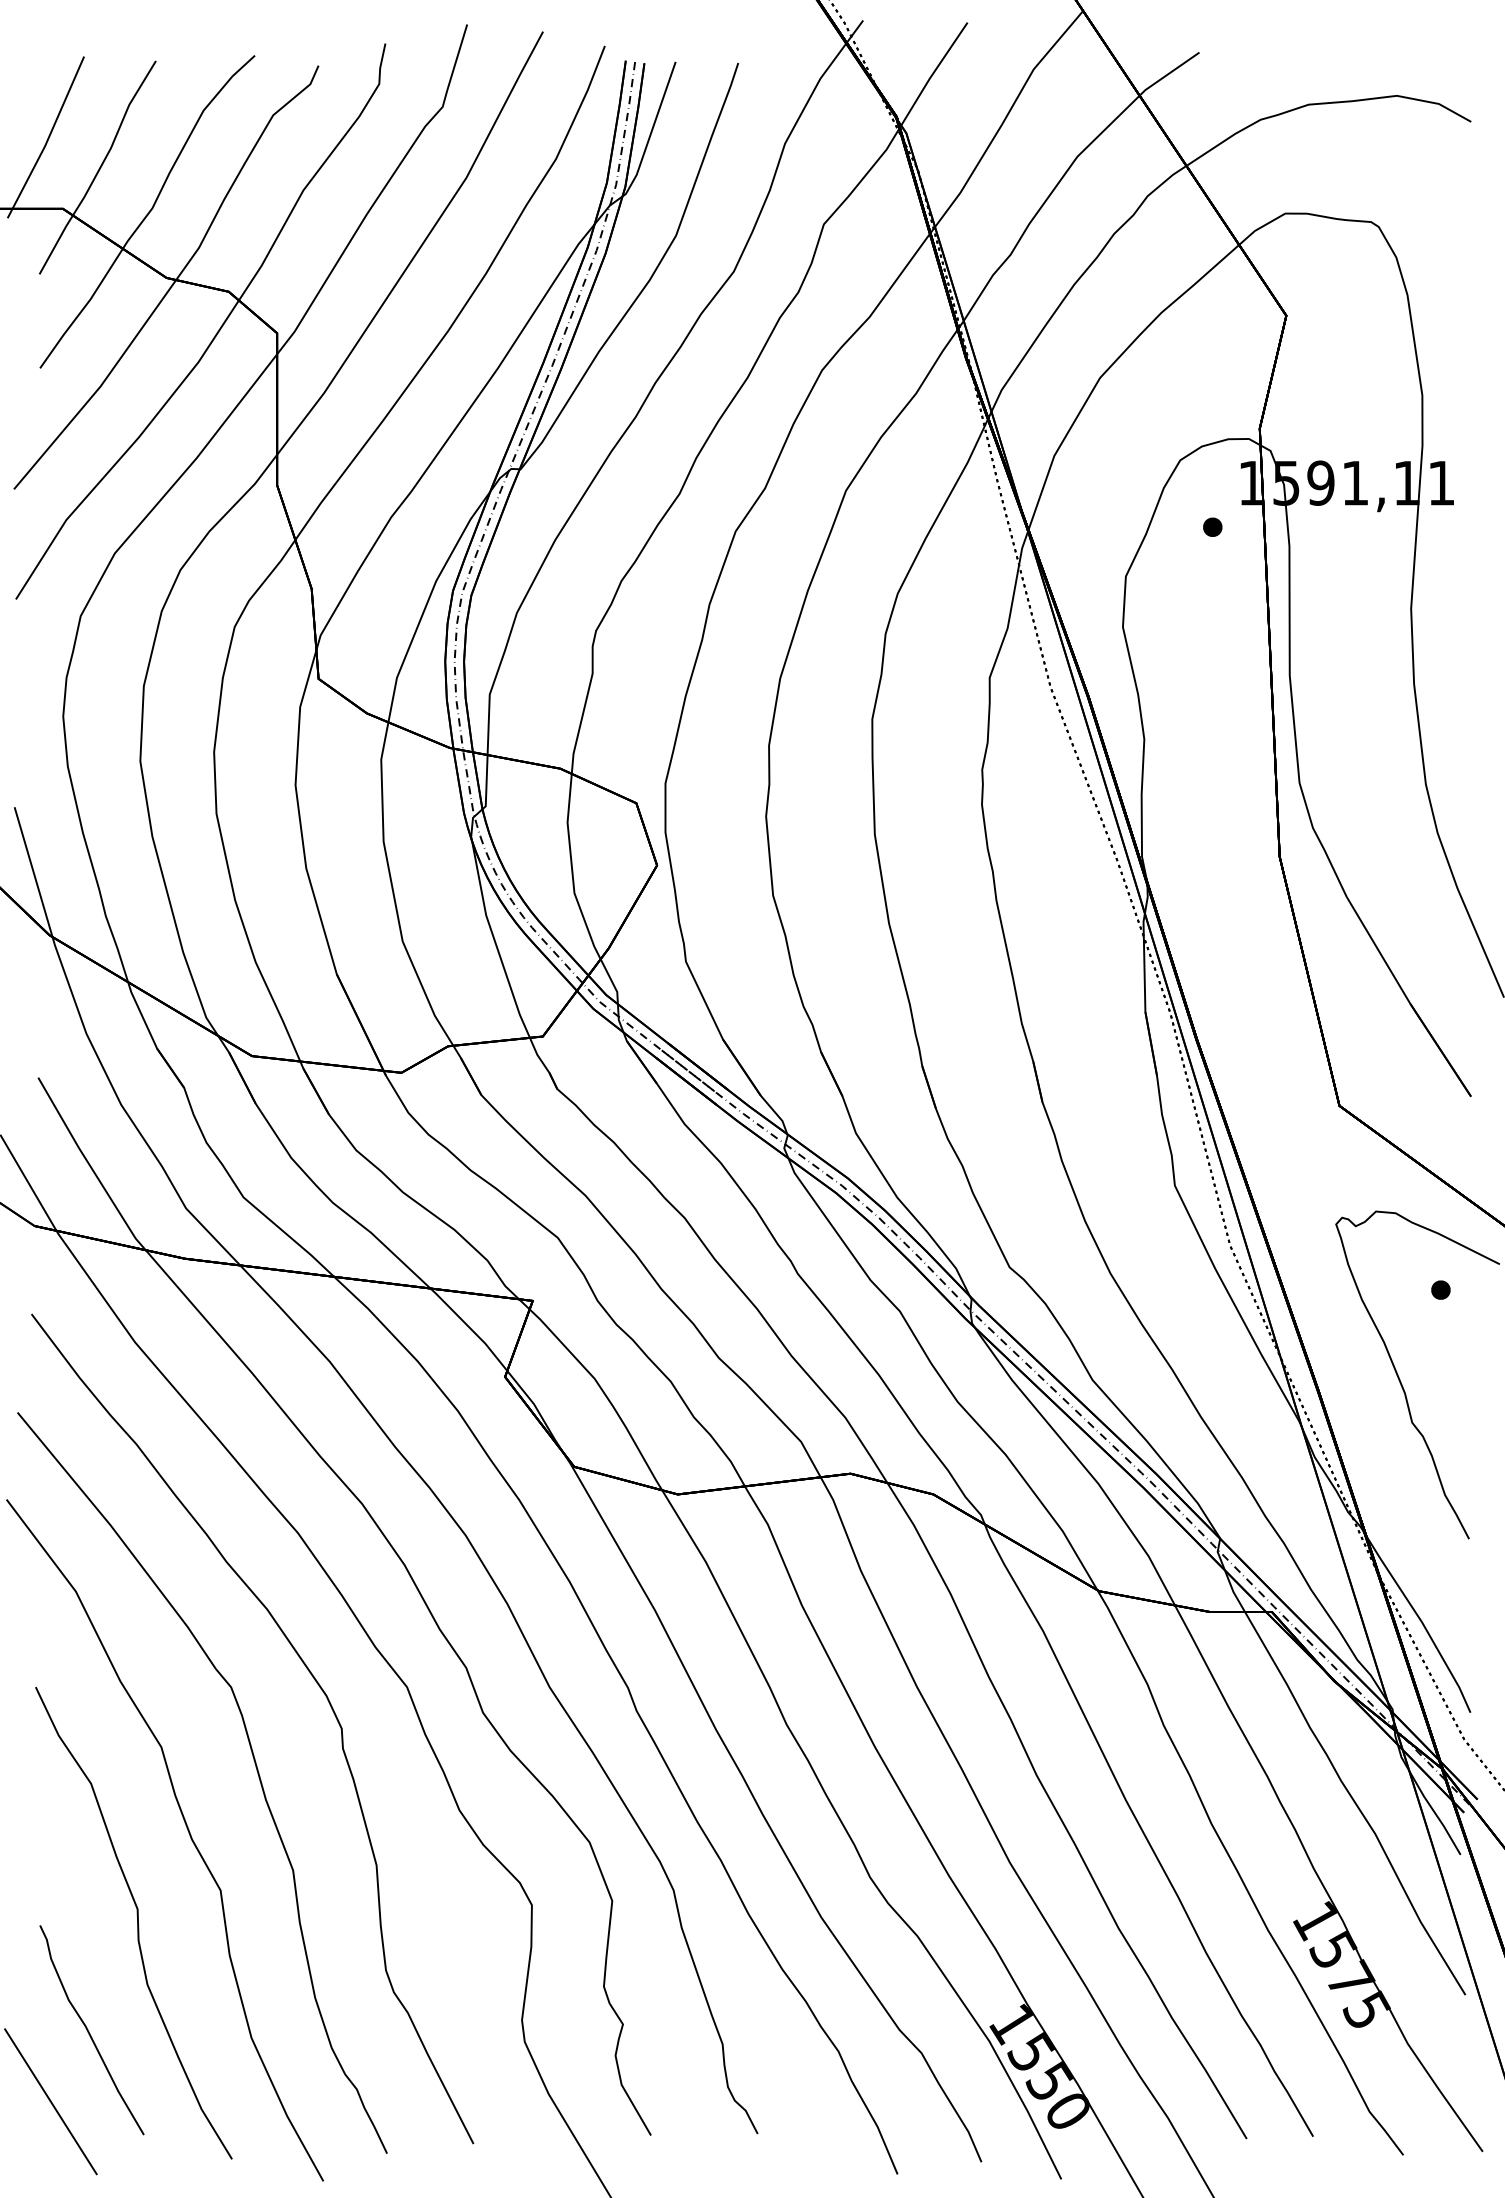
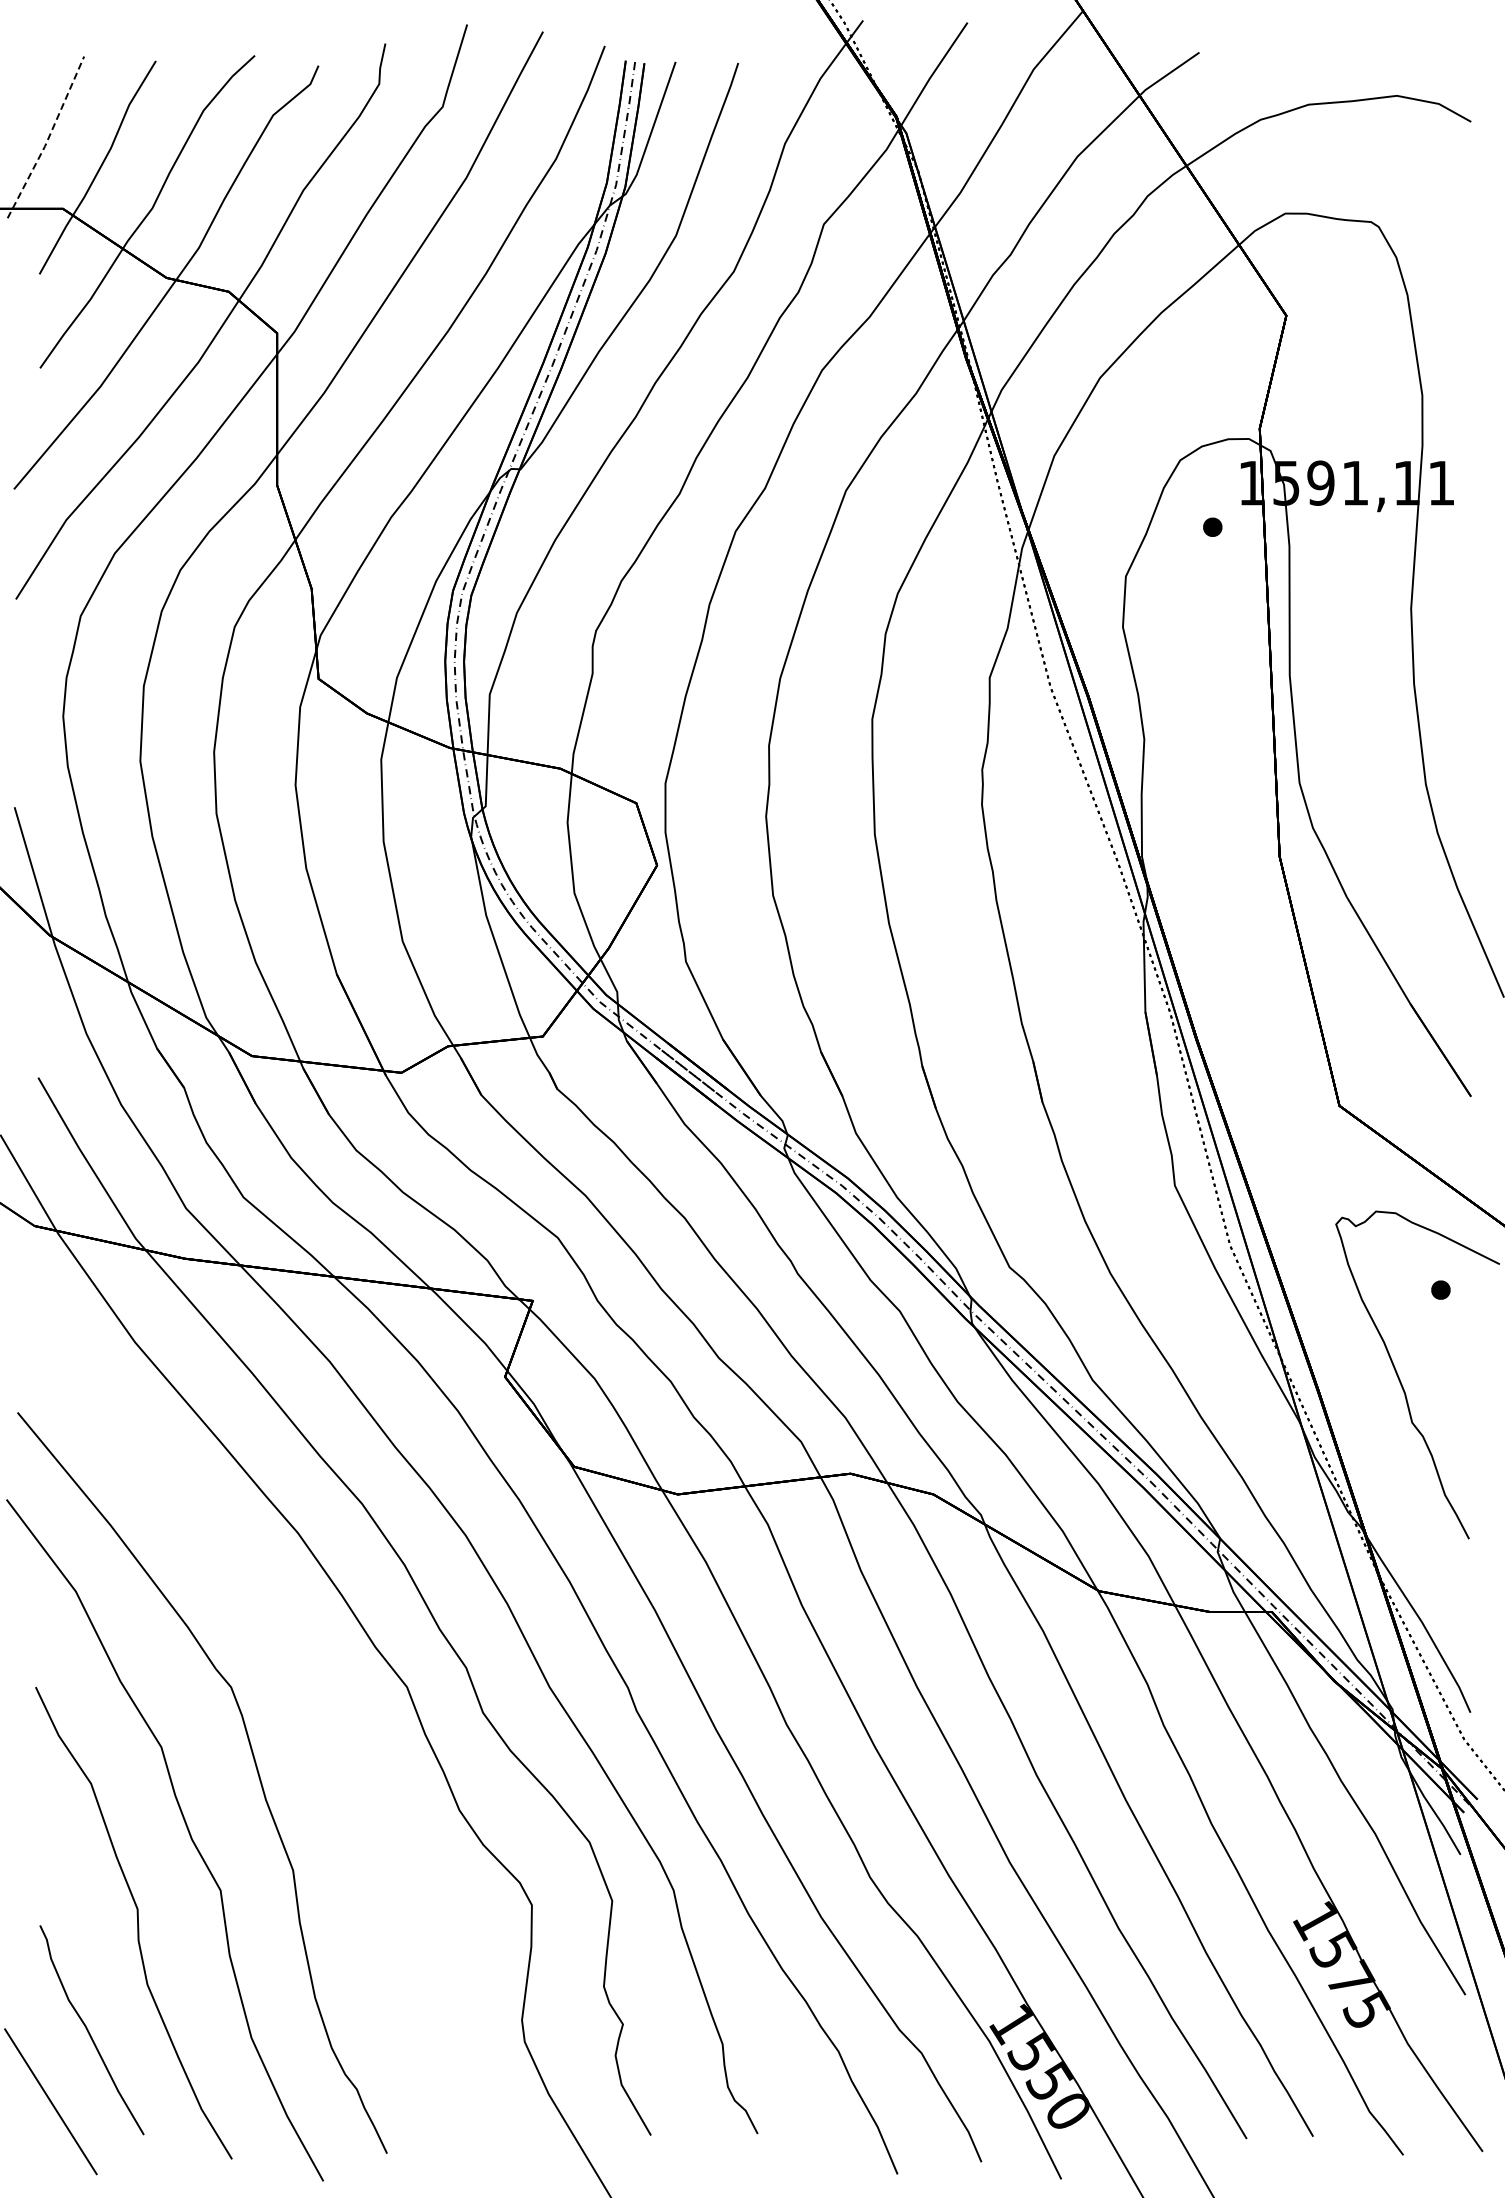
line: solid -> dashed (48, 139)
curve: present -> none (318, 1686)
